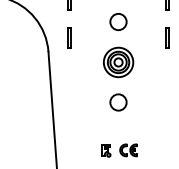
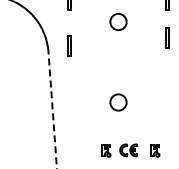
line position: (68, 37) -> (68, 45) (68, 45)
part: present -> none (118, 62)
line: solid -> dashed (52, 109)
part: none -> present (155, 150)
